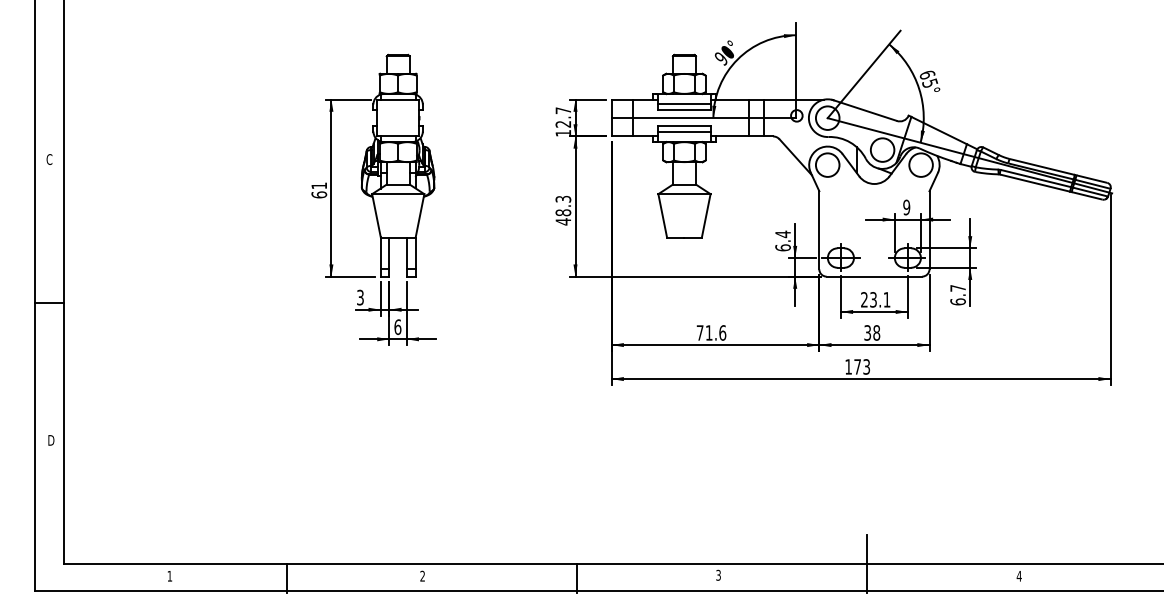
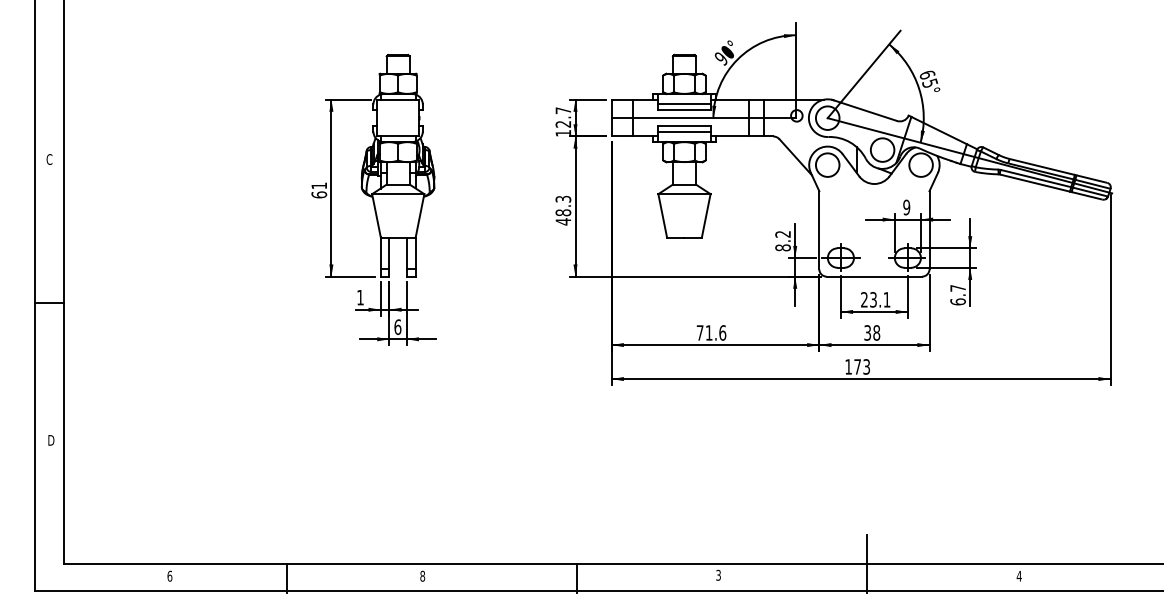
text: 6.4 -> 8.2 (782, 240)
text: 3 -> 1 (360, 297)
text: 1 -> 6 (169, 575)
text: 2 -> 8 (422, 576)
